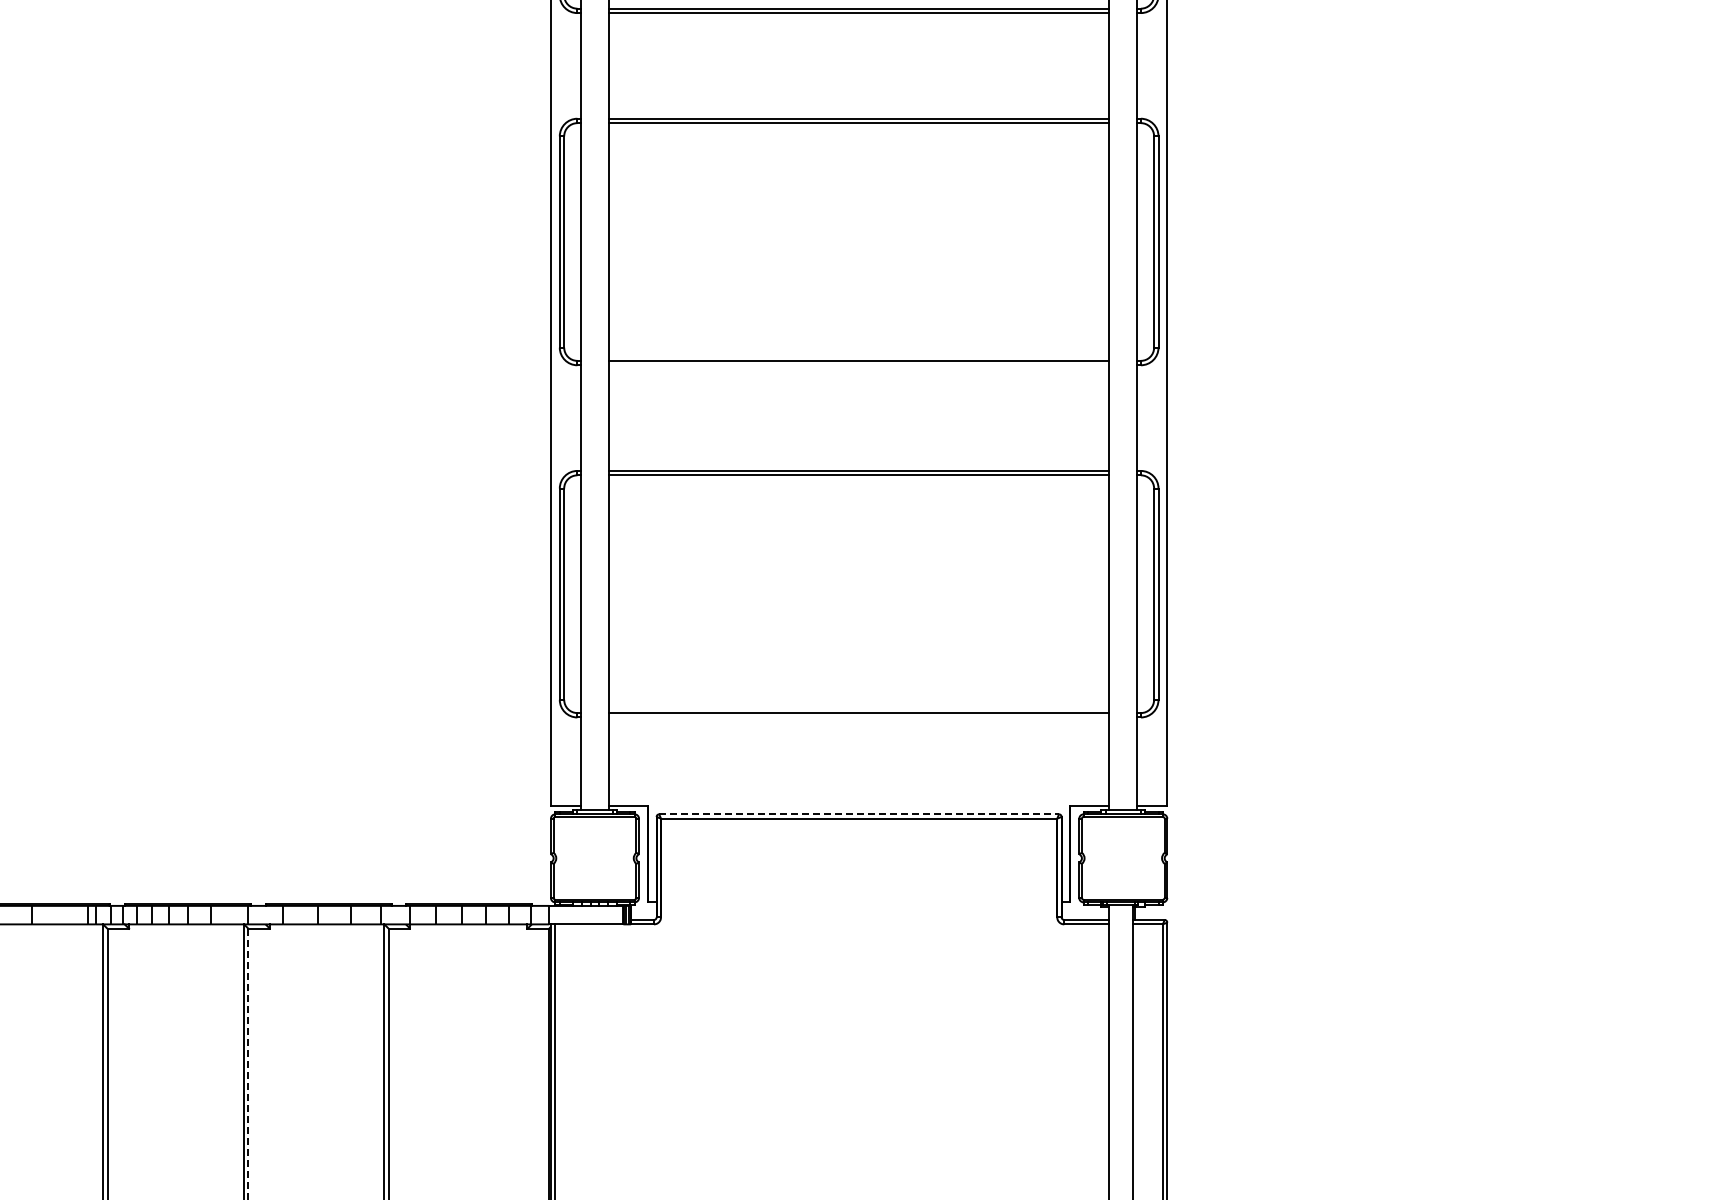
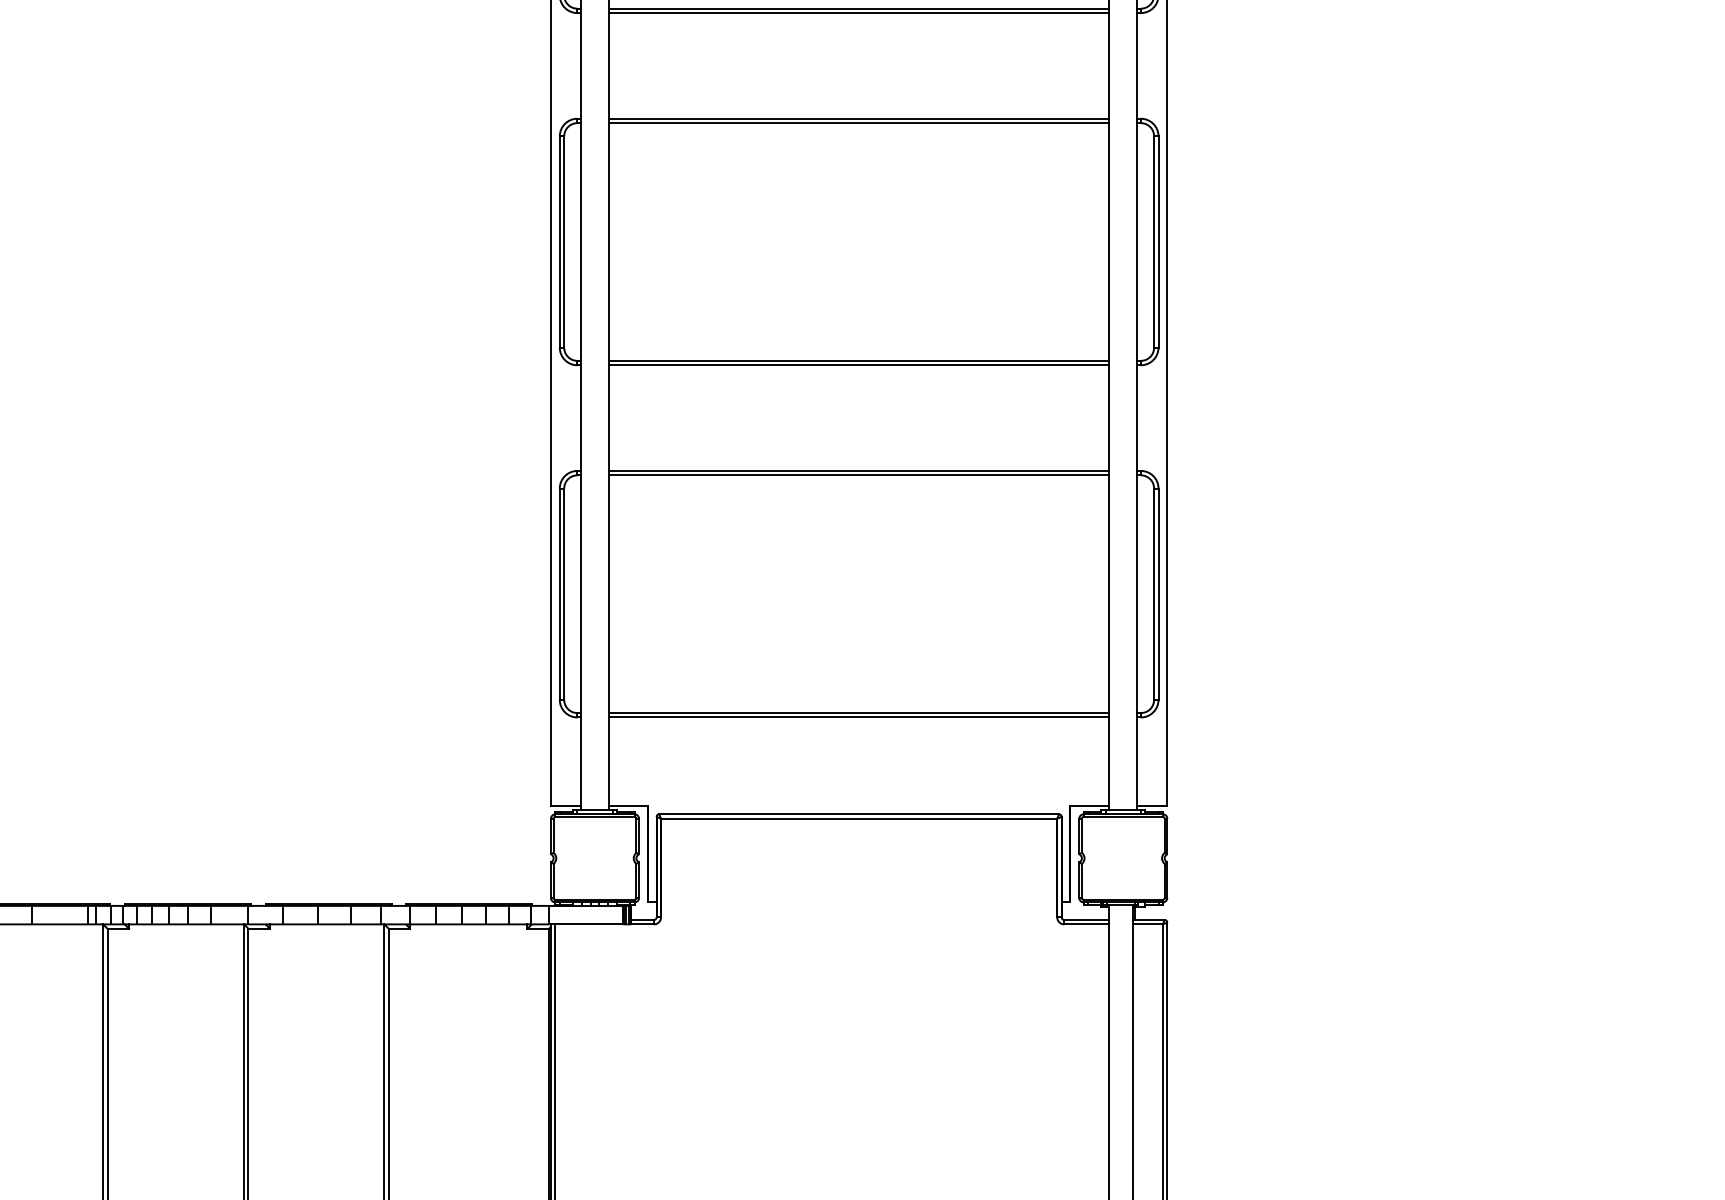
line: none -> present (859, 365)
line: none -> present (859, 717)
line: dashed -> solid (859, 814)
line: dashed -> solid (248, 1064)
